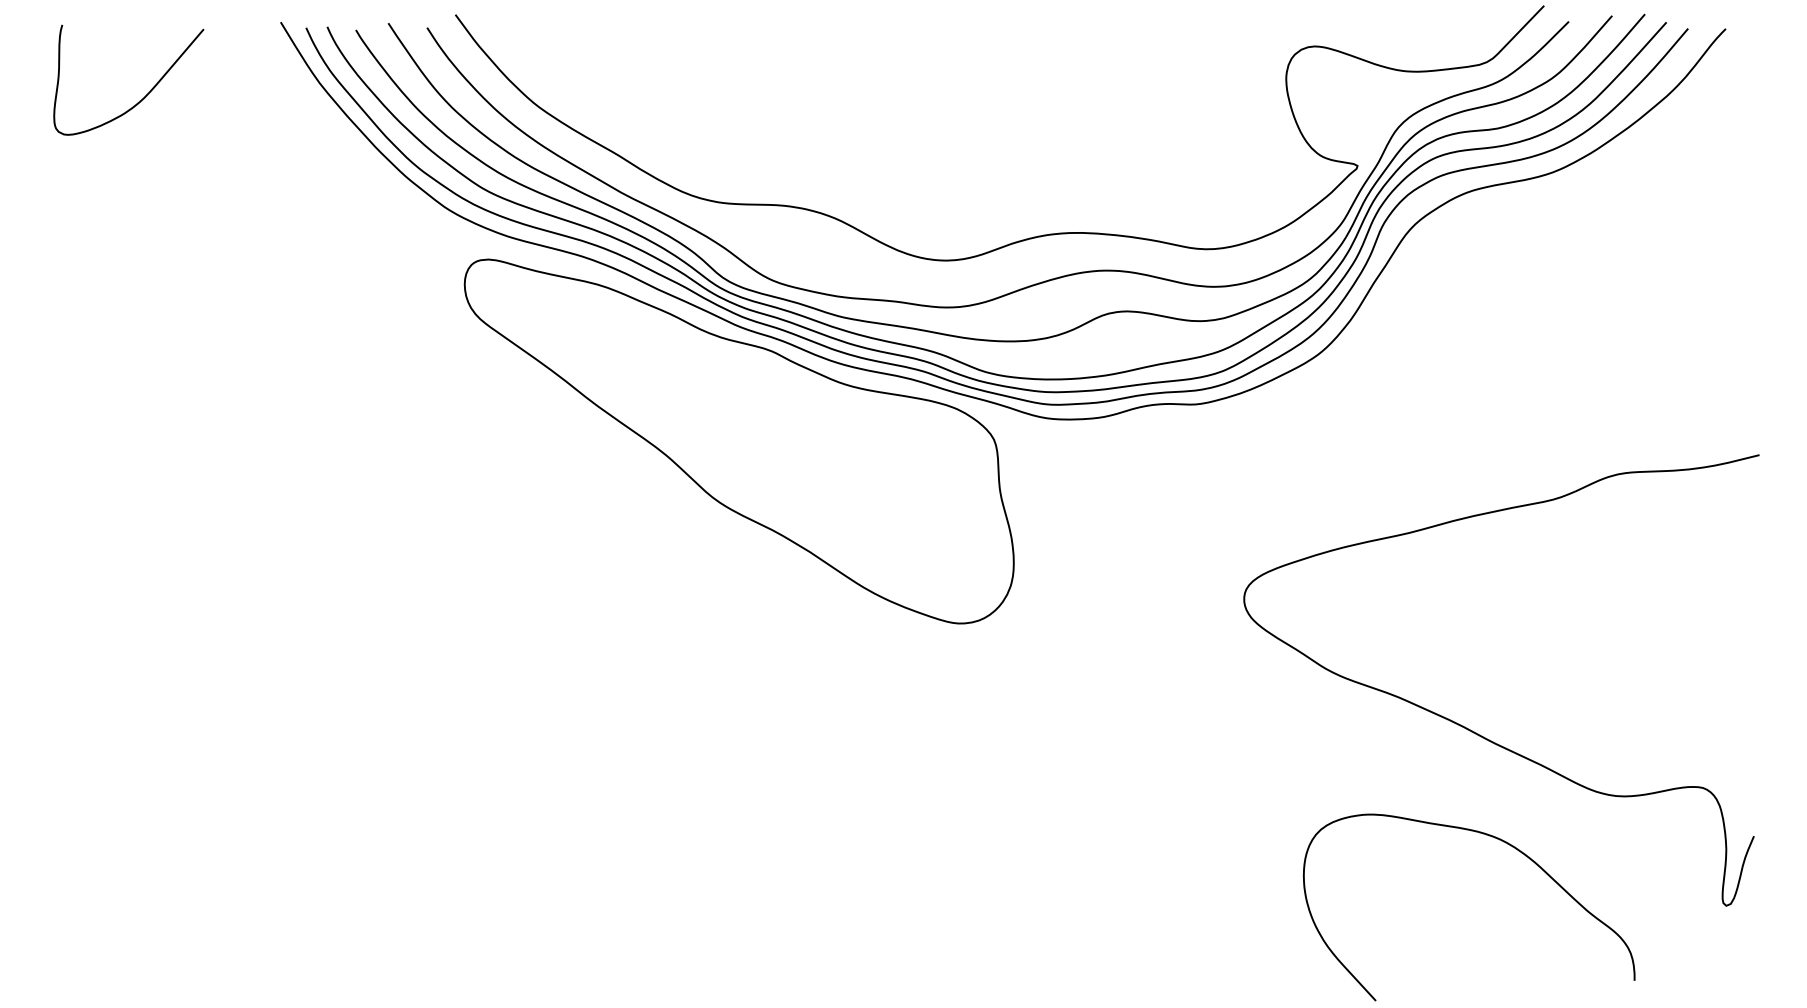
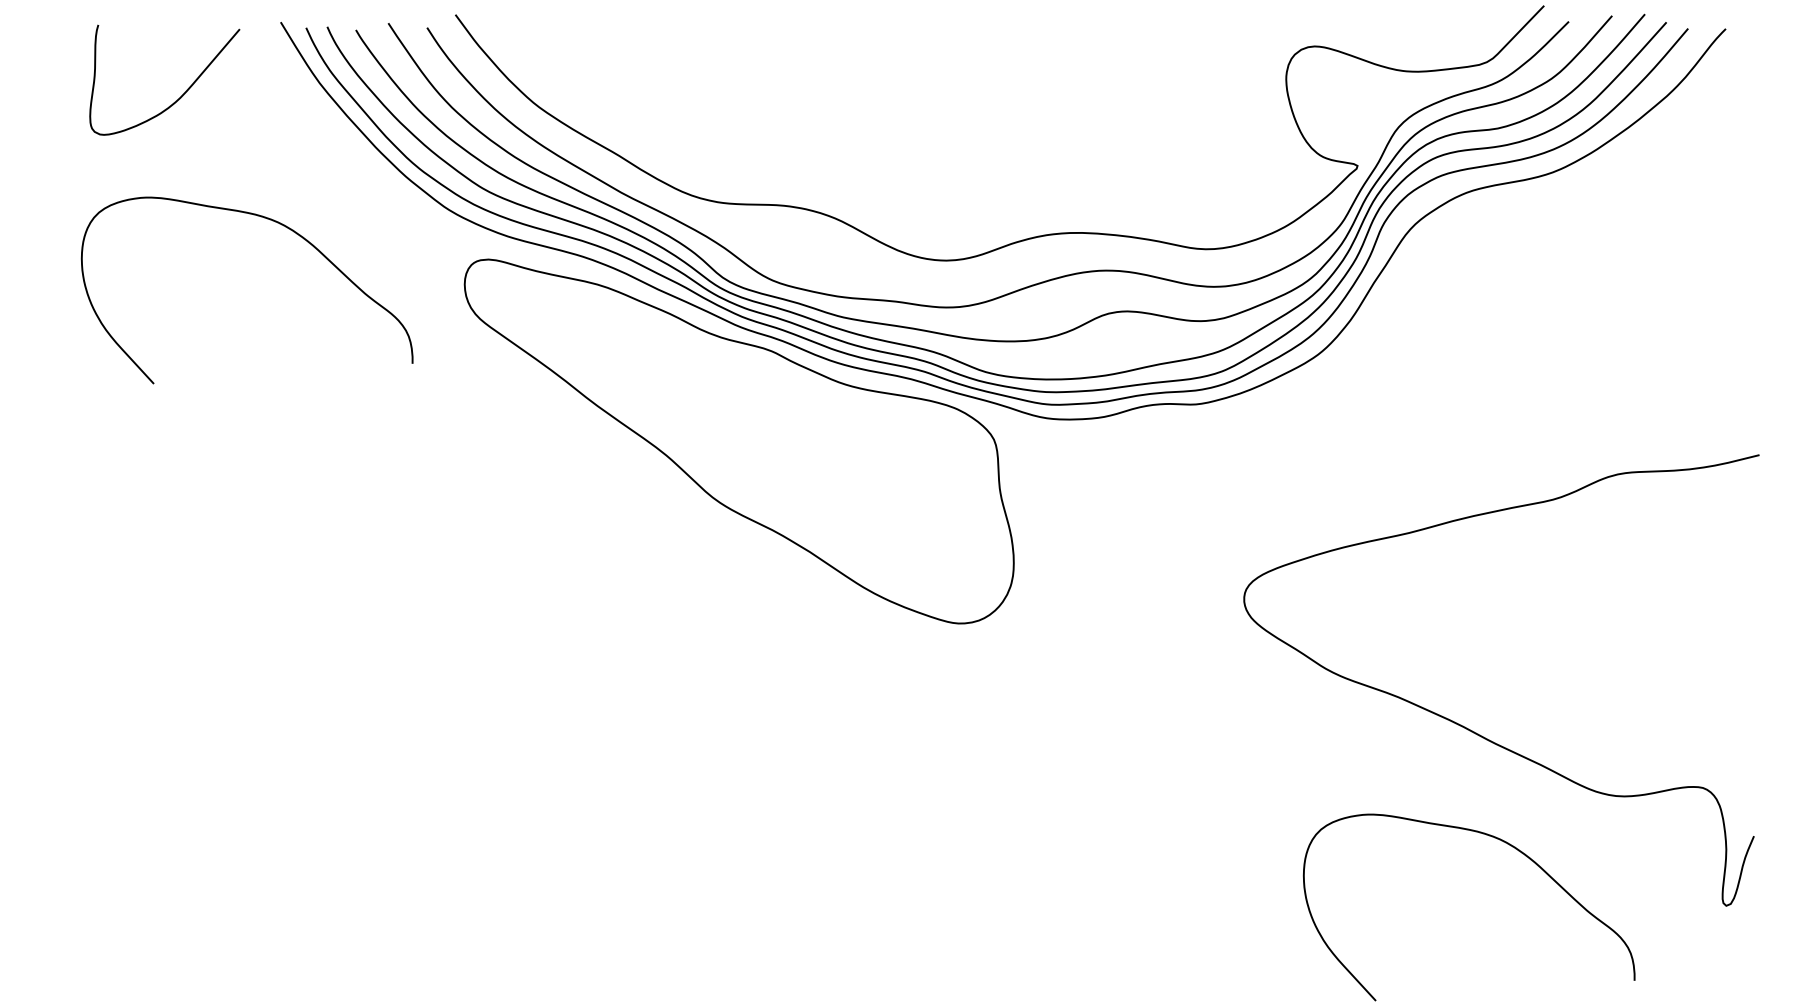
curve position: (145, 95) -> (181, 95) (181, 95)
curve: none -> present (272, 221)
